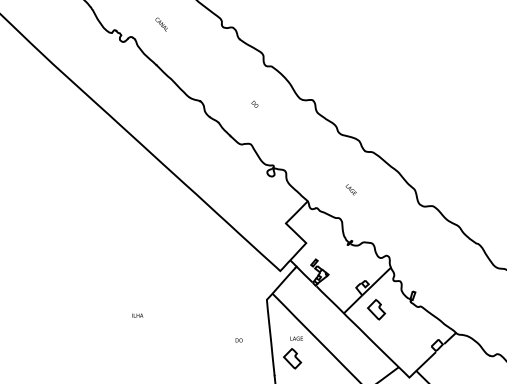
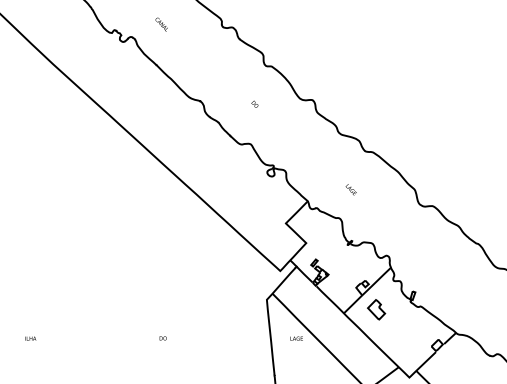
text position: (137, 315) -> (30, 338) (30, 338)
text position: (238, 340) -> (162, 338) (162, 338)
part: present -> none (292, 358)
